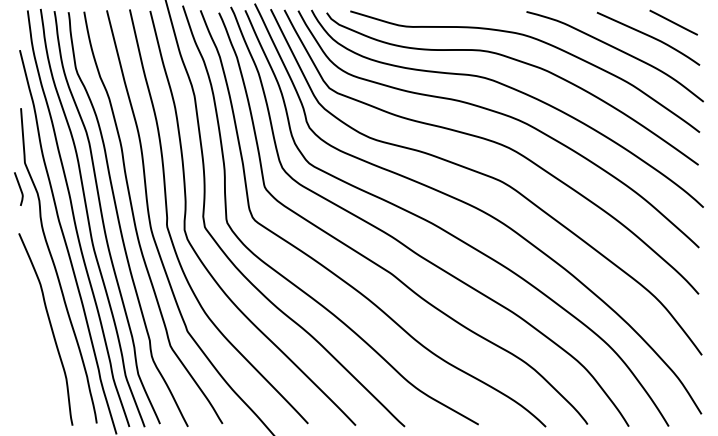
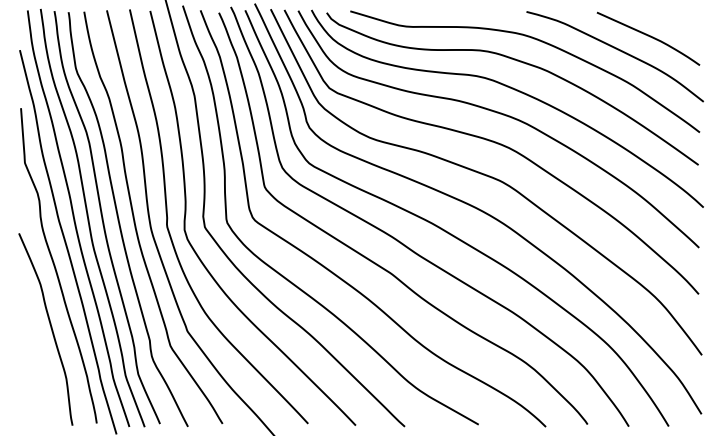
line: present -> none (673, 22)
curve: present -> none (19, 188)
